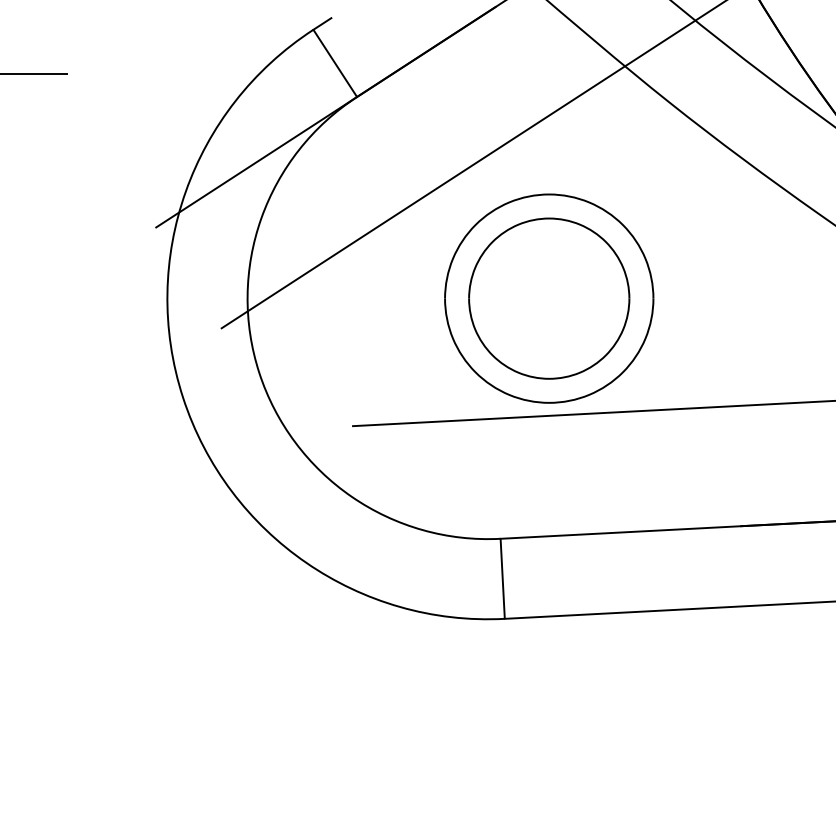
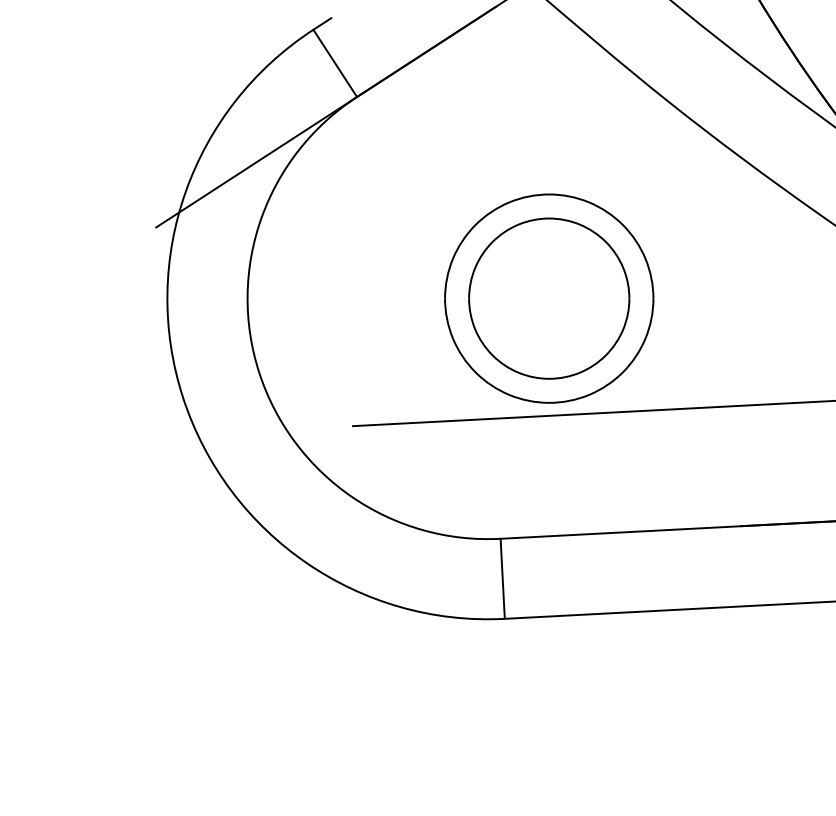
line: present -> none (34, 74)
line: present -> none (472, 165)
